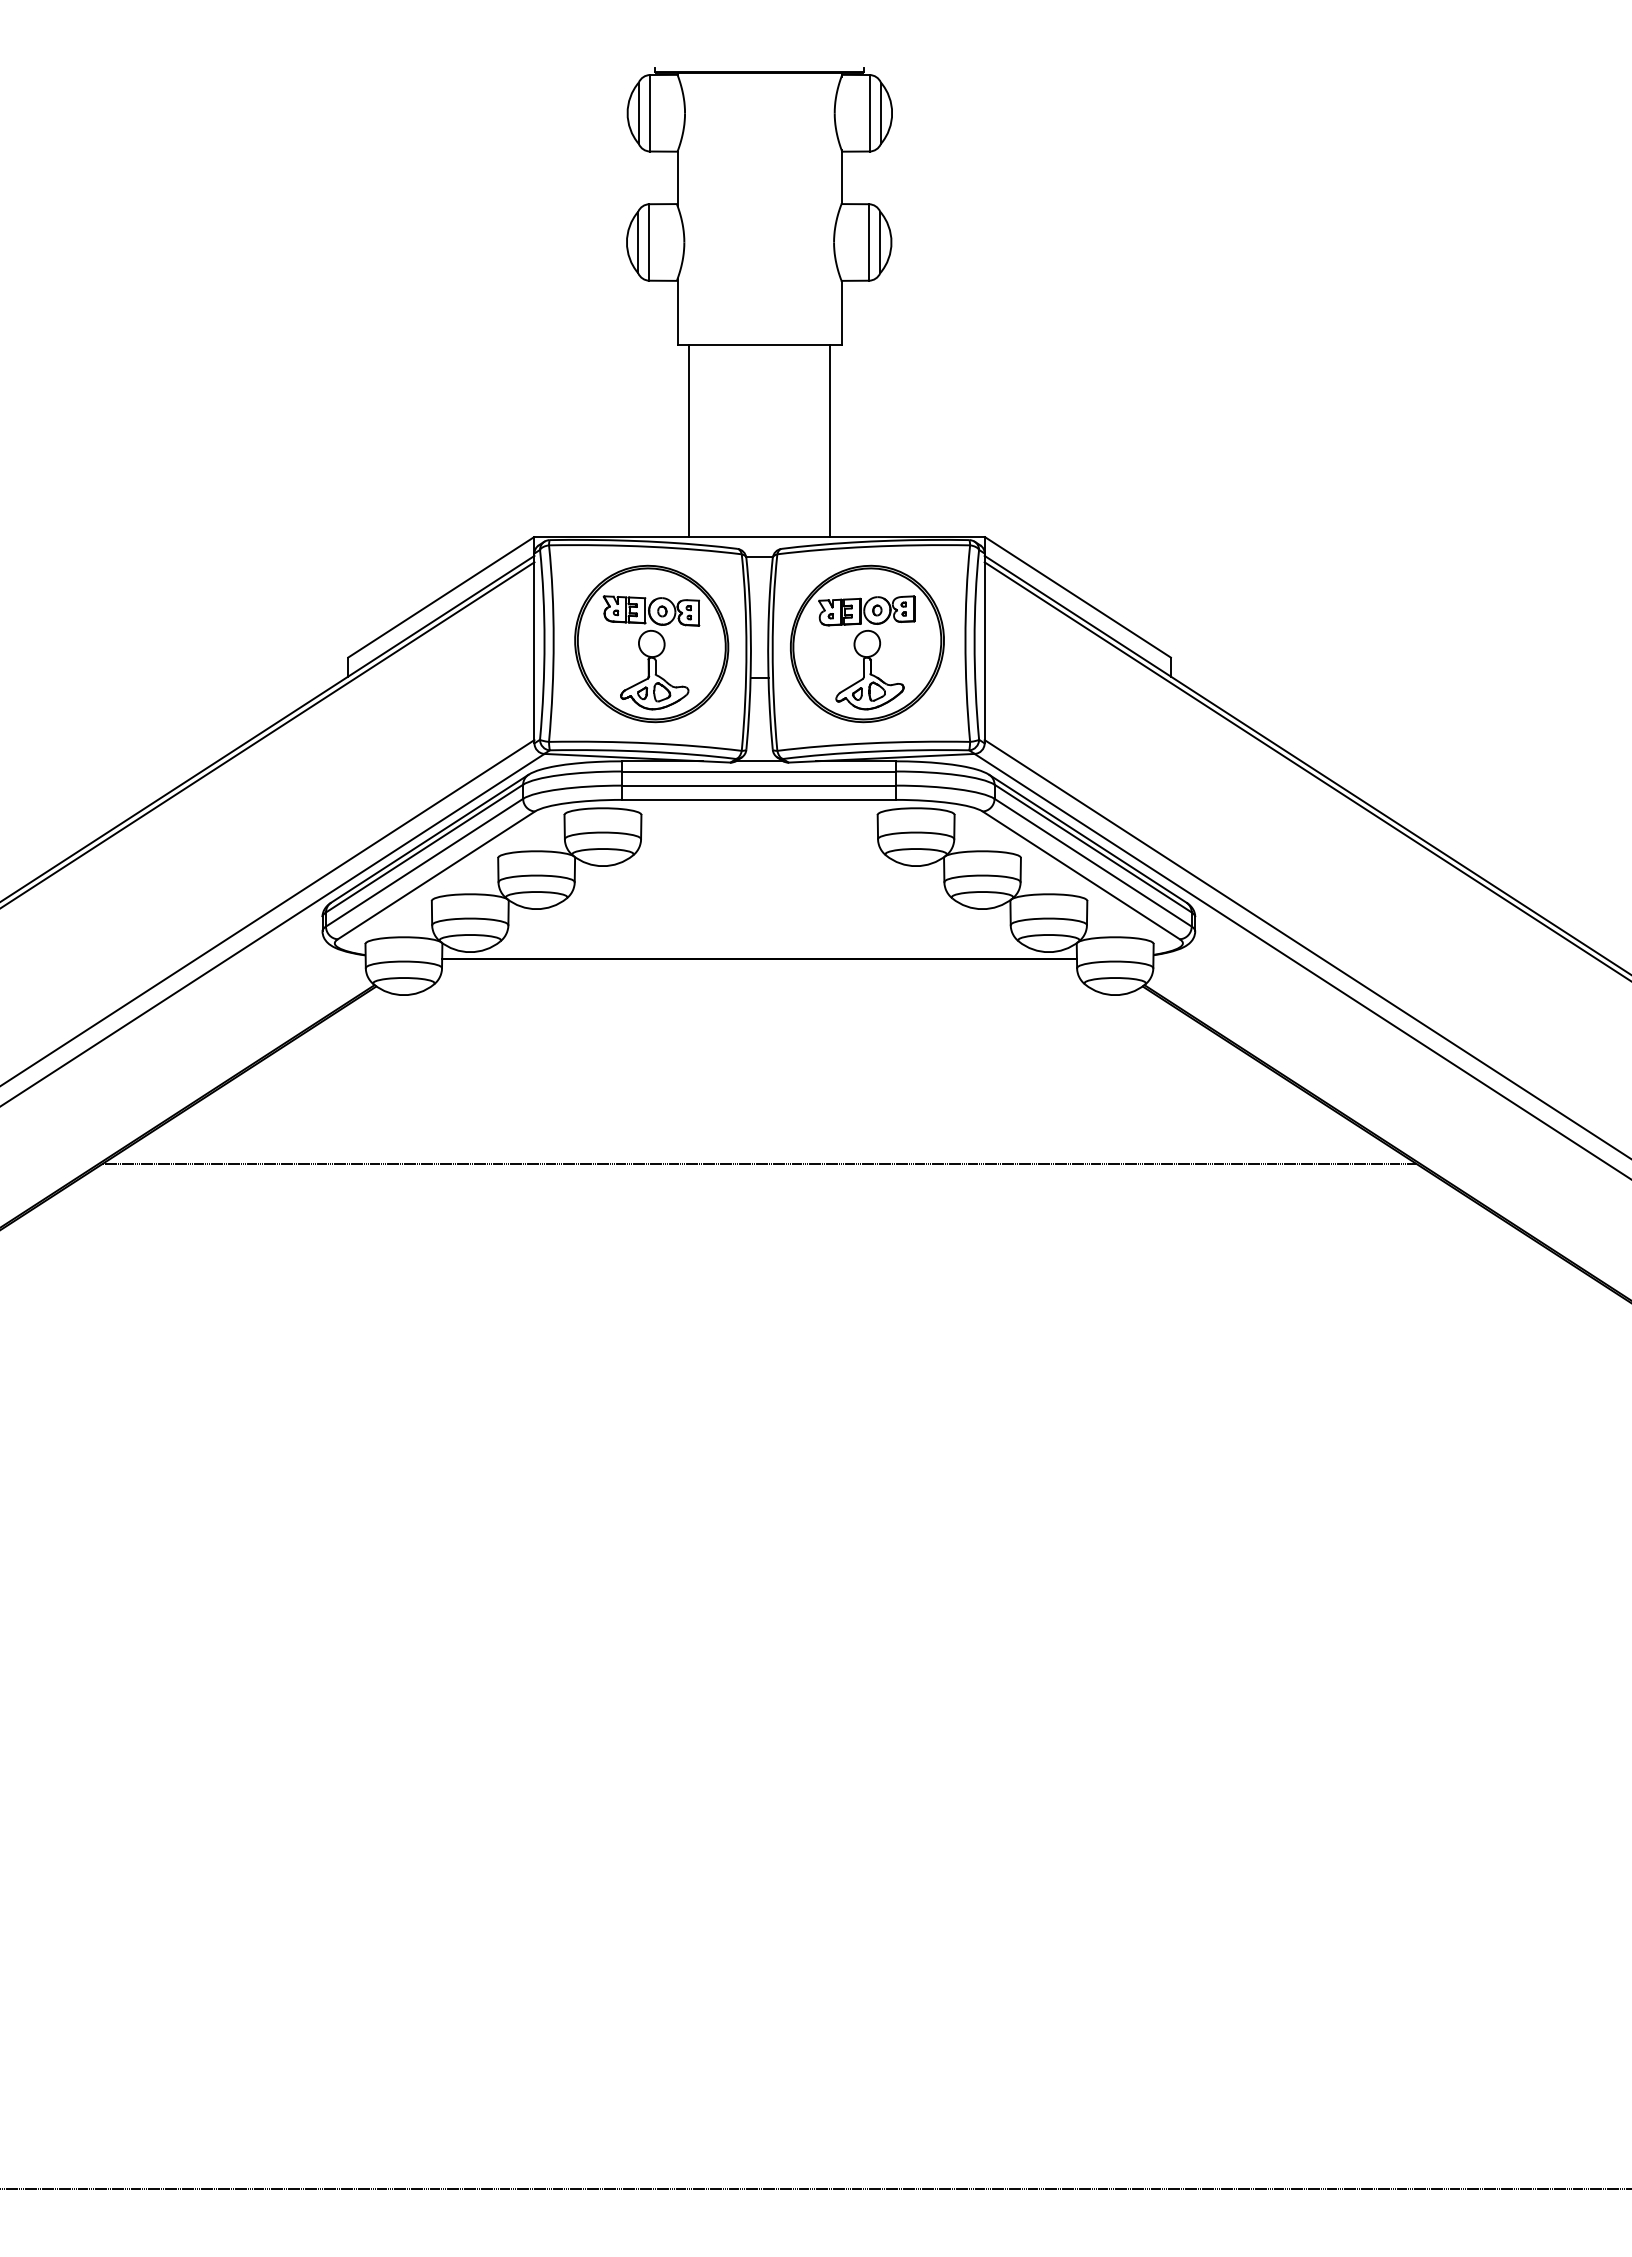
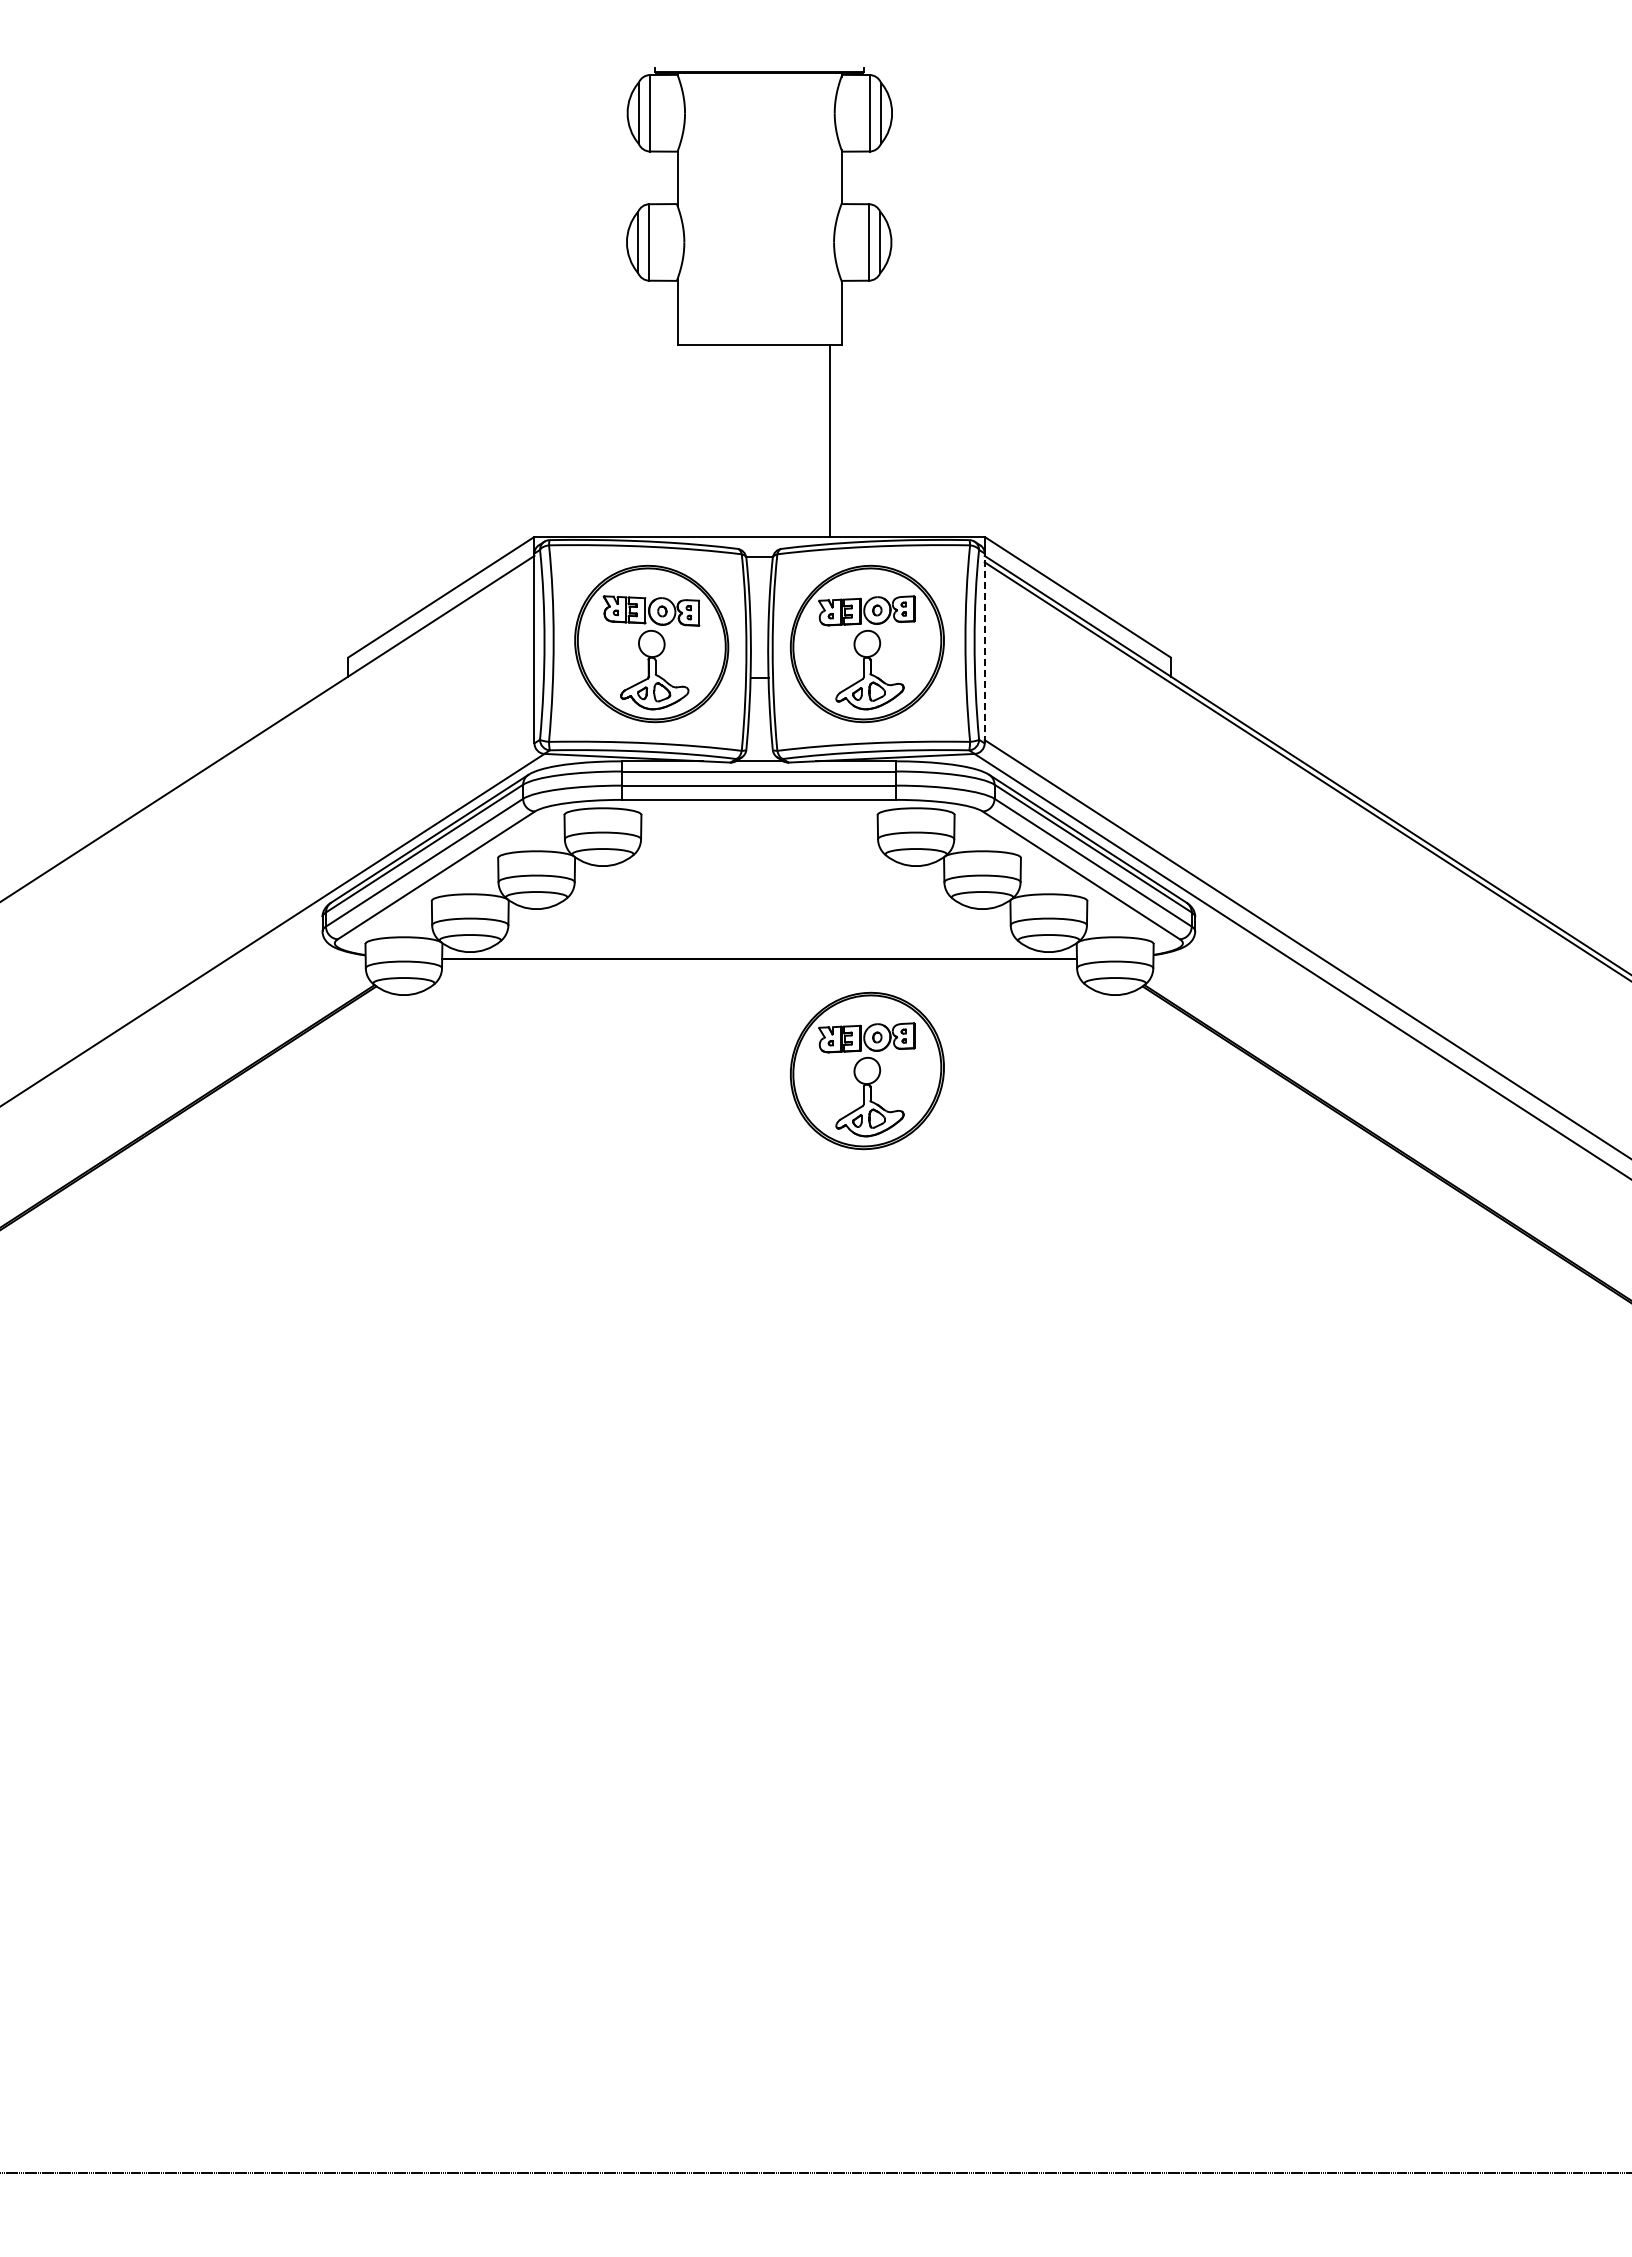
line: present -> none (688, 441)
line: solid -> dashed (984, 648)
line: present -> none (268, 734)
line: present -> none (268, 912)
part: none -> present (867, 1070)
line: present -> none (759, 1163)
line position: (815, 2189) -> (815, 2173) (815, 2173)
